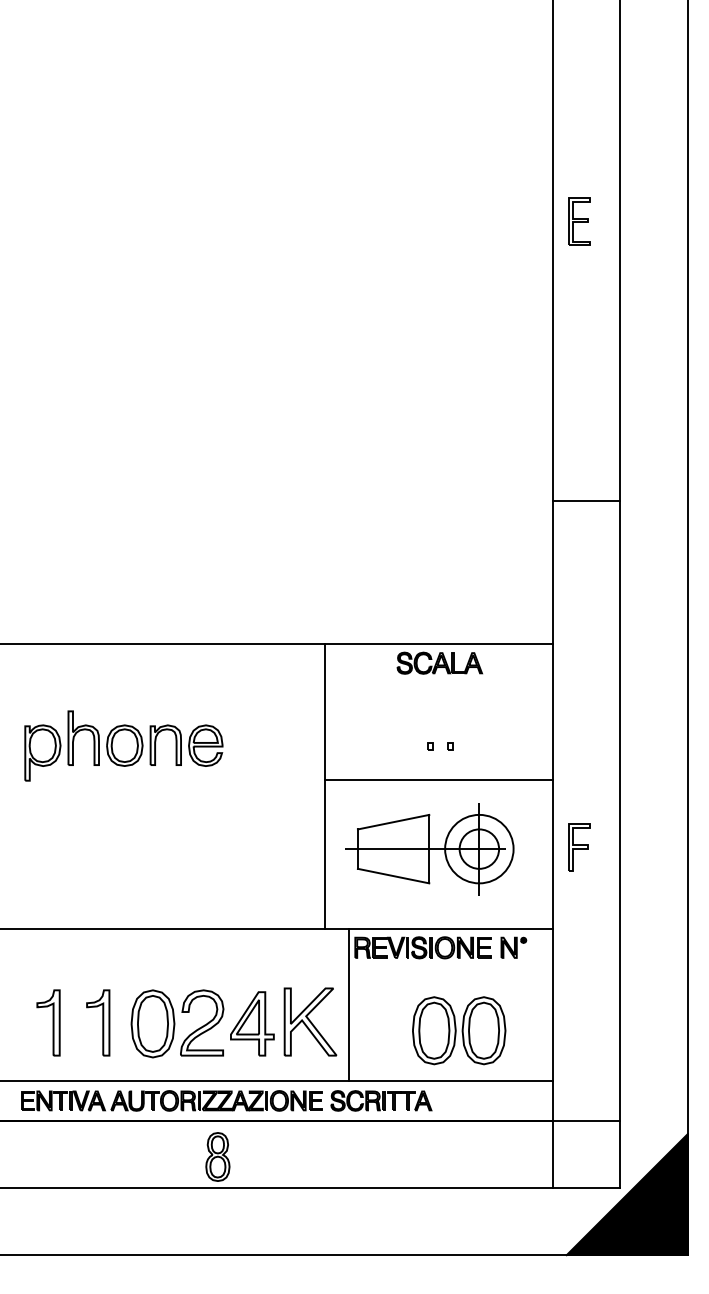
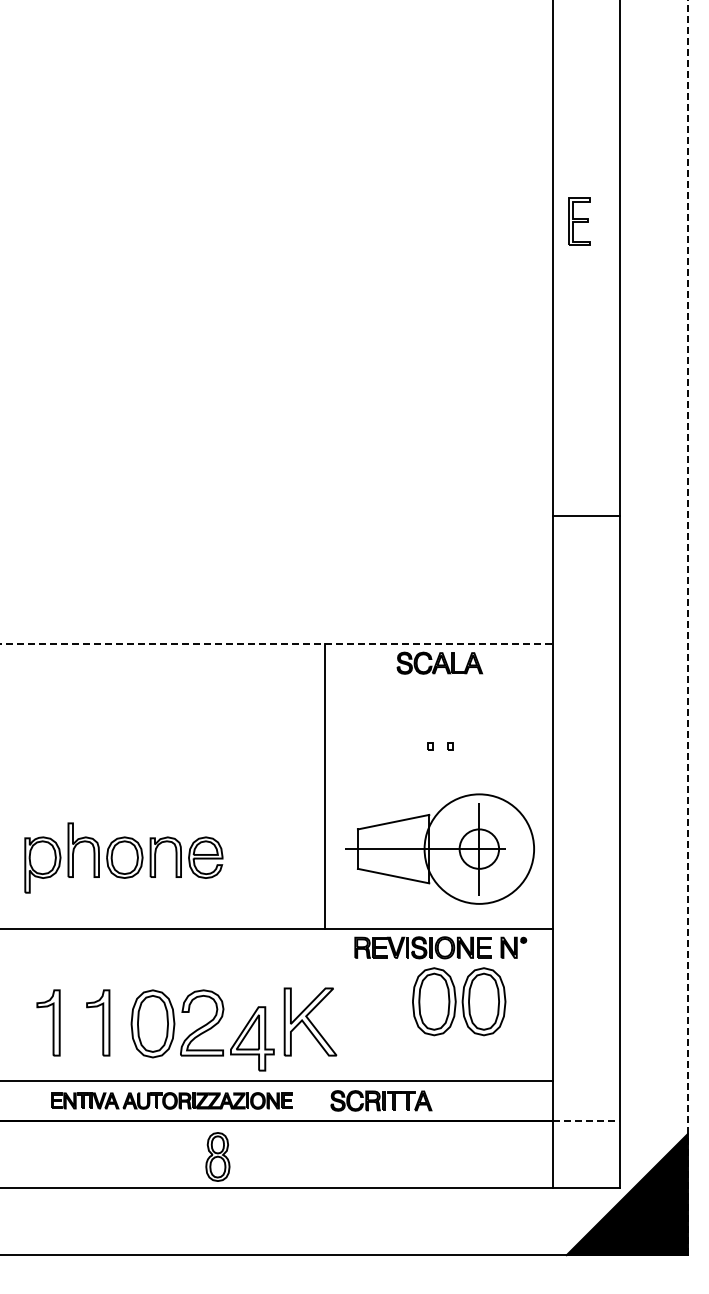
line position: (586, 500) -> (586, 515) (586, 515)
line: solid -> dashed (687, 627)
line: solid -> dashed (277, 643)
part position: (123, 745) -> (123, 857) (123, 857)
line: present -> none (438, 779)
part: present -> none (579, 847)
circle diameter: 68 px -> 110 px (479, 848)
line: present -> none (349, 1004)
part position: (252, 1023) -> (252, 1038) (252, 1038)
part position: (459, 1030) -> (459, 1001) (459, 1001)
part size: 302x22 px -> 242x18 px (171, 1100)
line: solid -> dashed (586, 1120)
